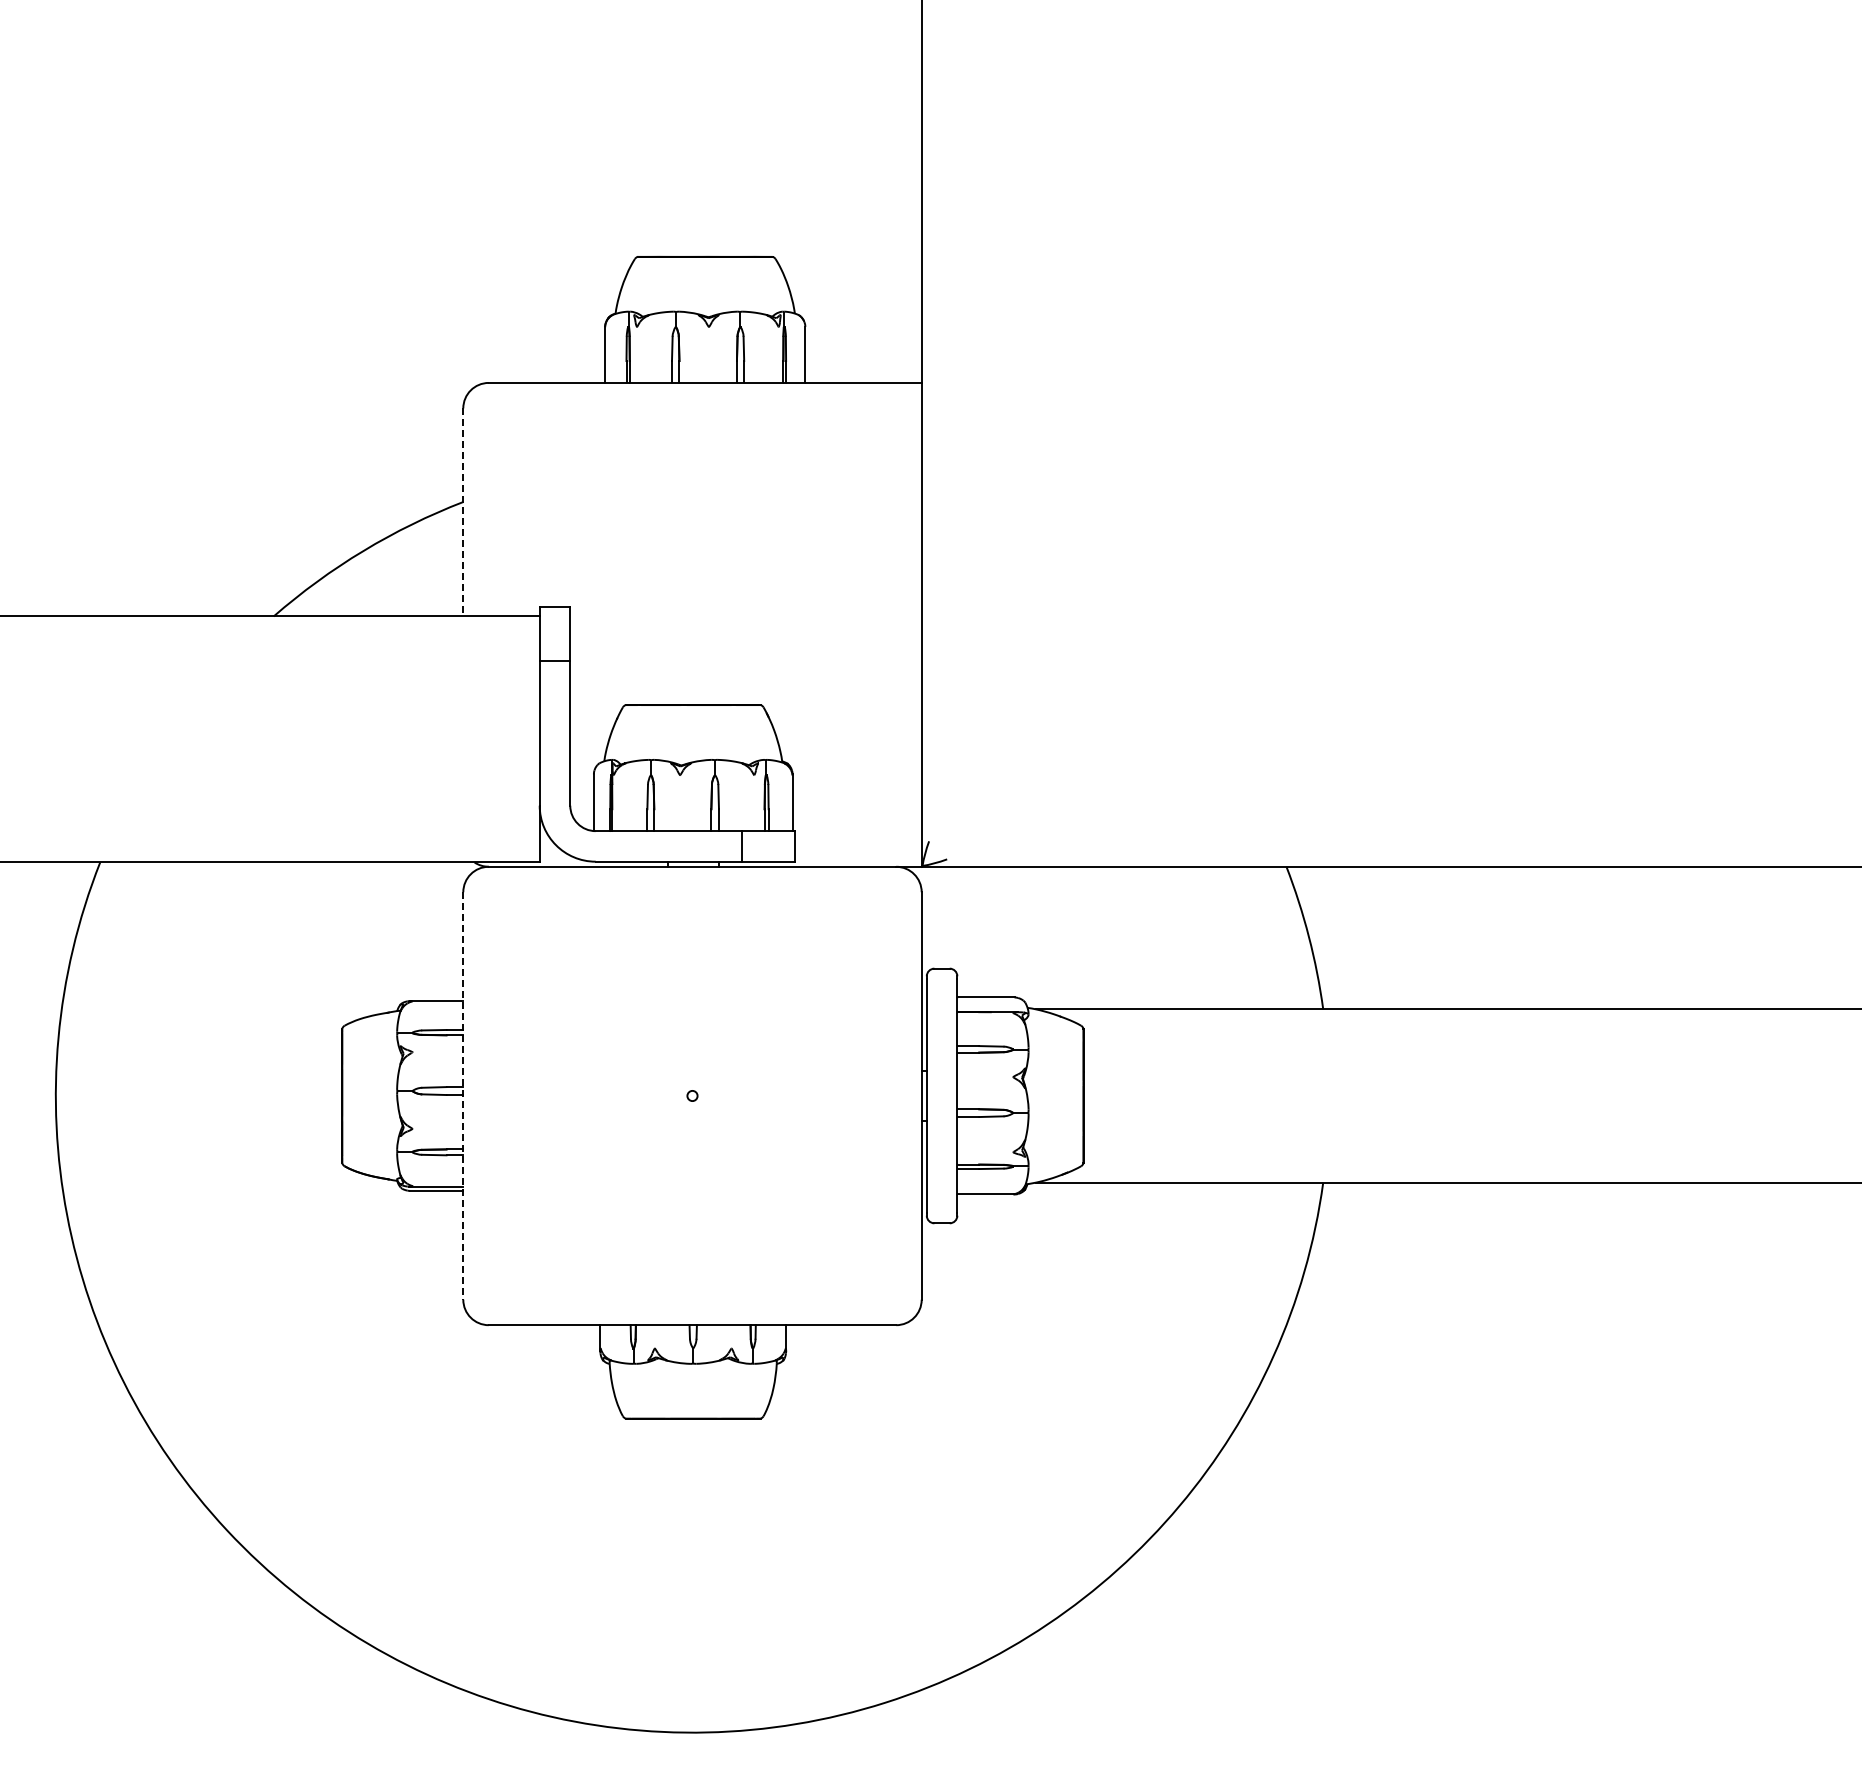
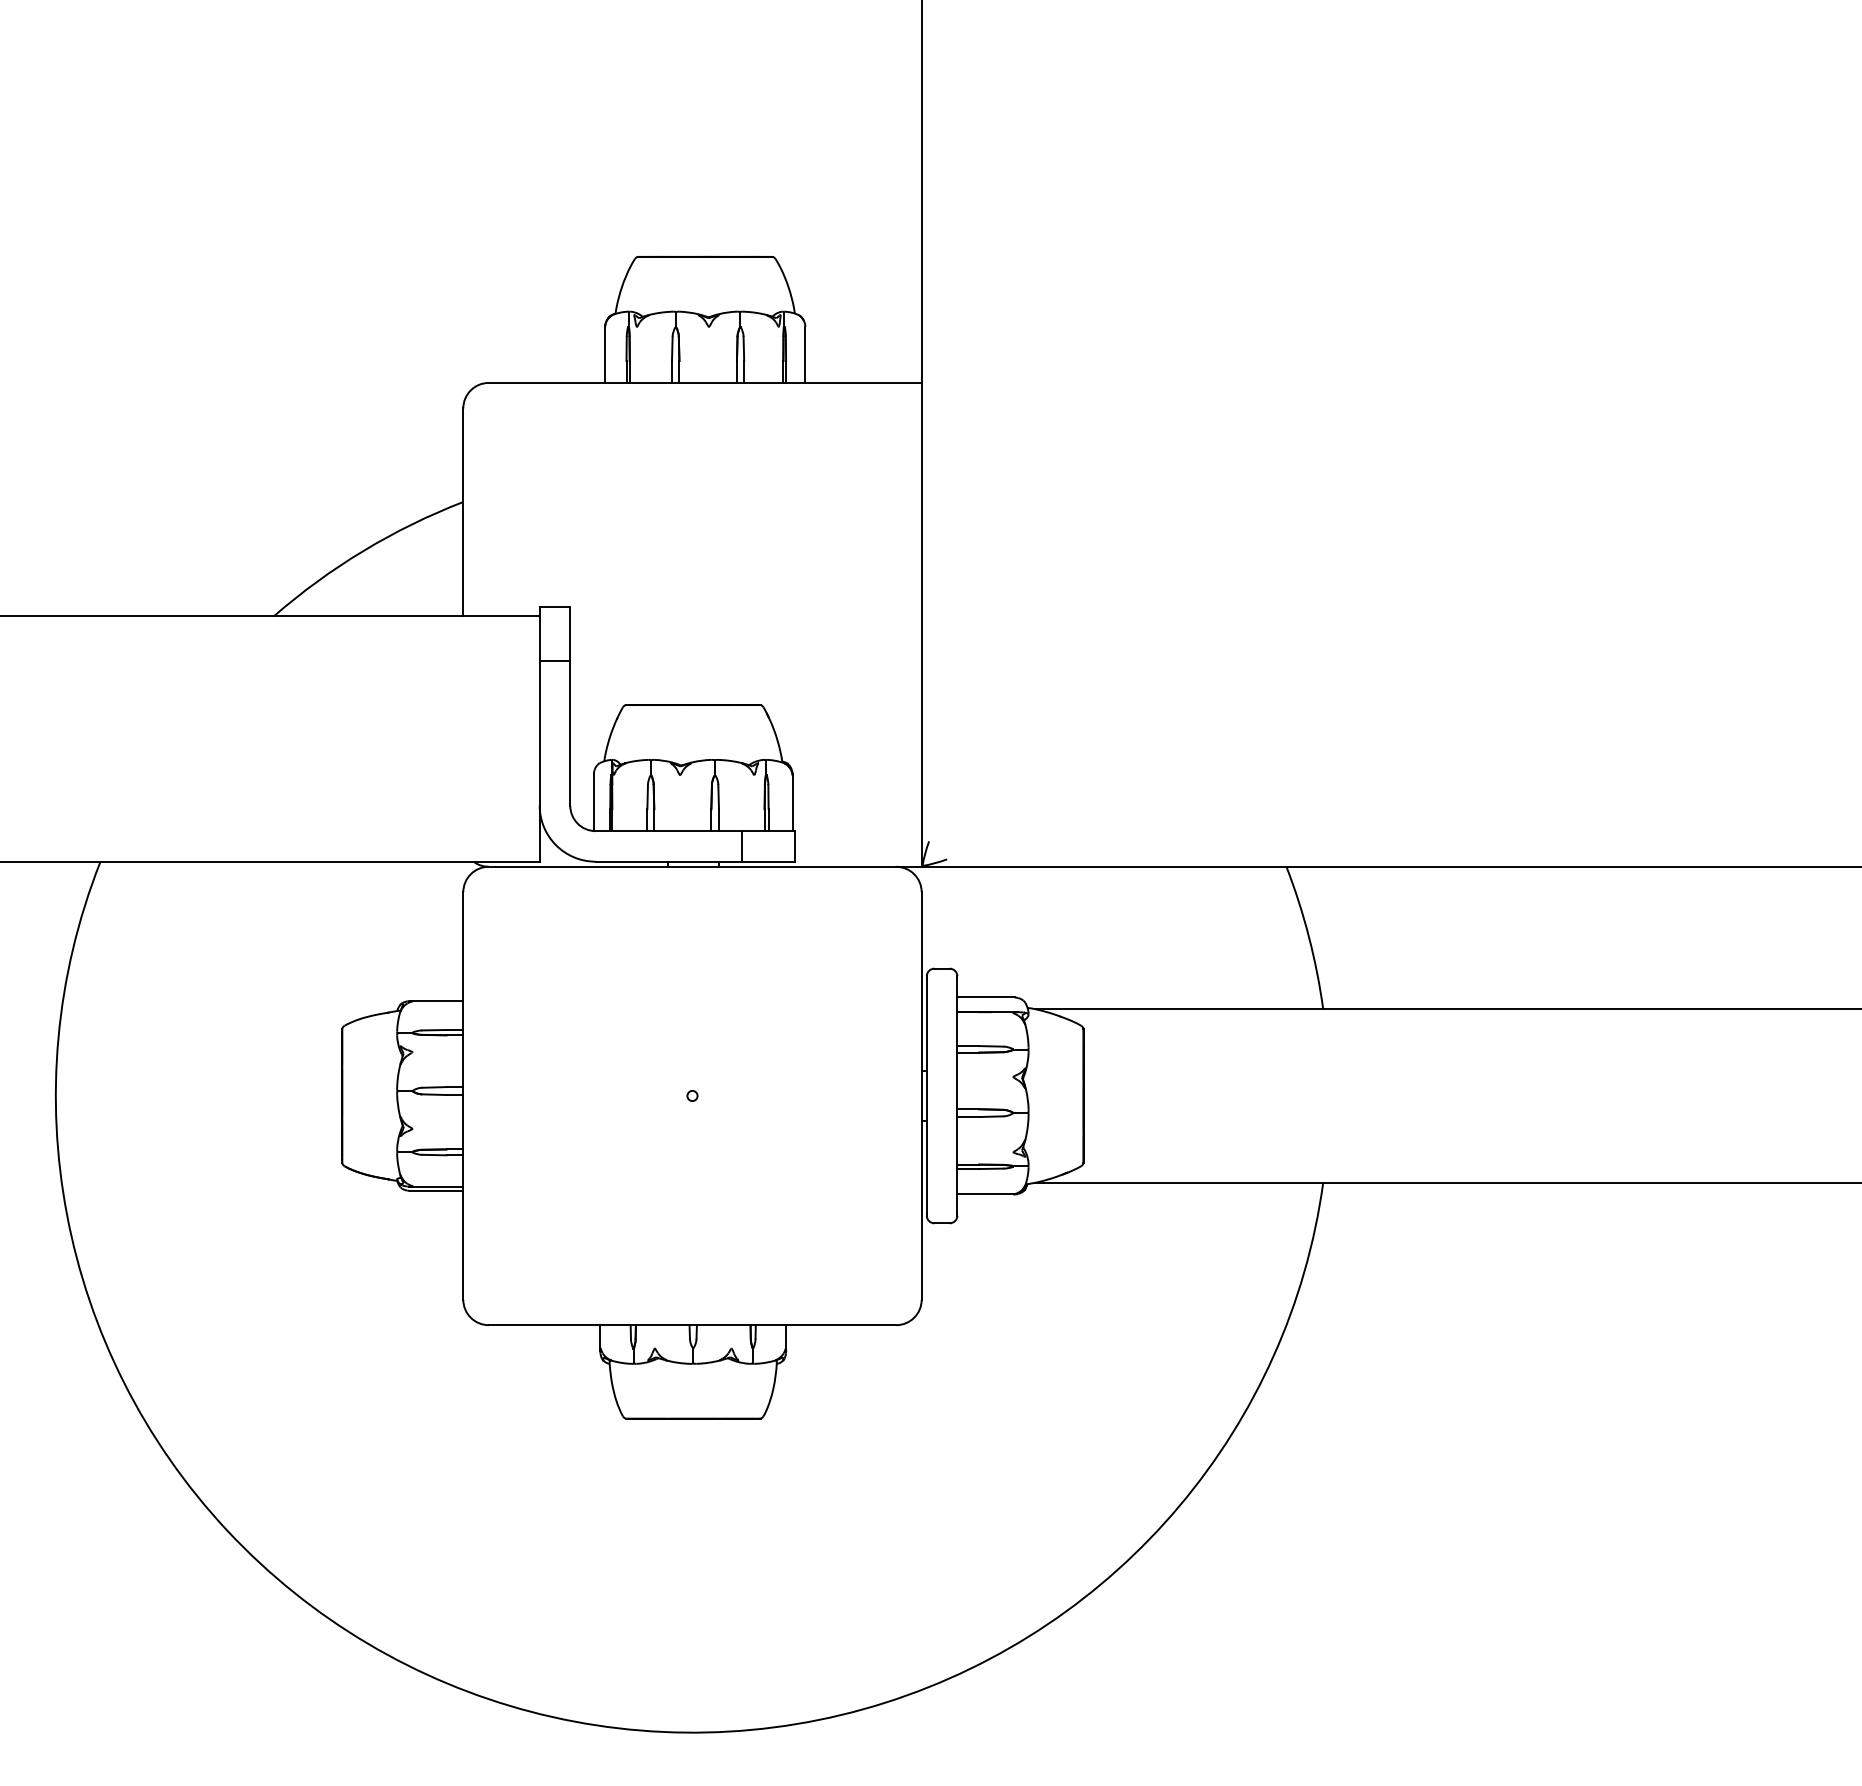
line: dashed -> solid (463, 512)
line: dashed -> solid (463, 1095)
